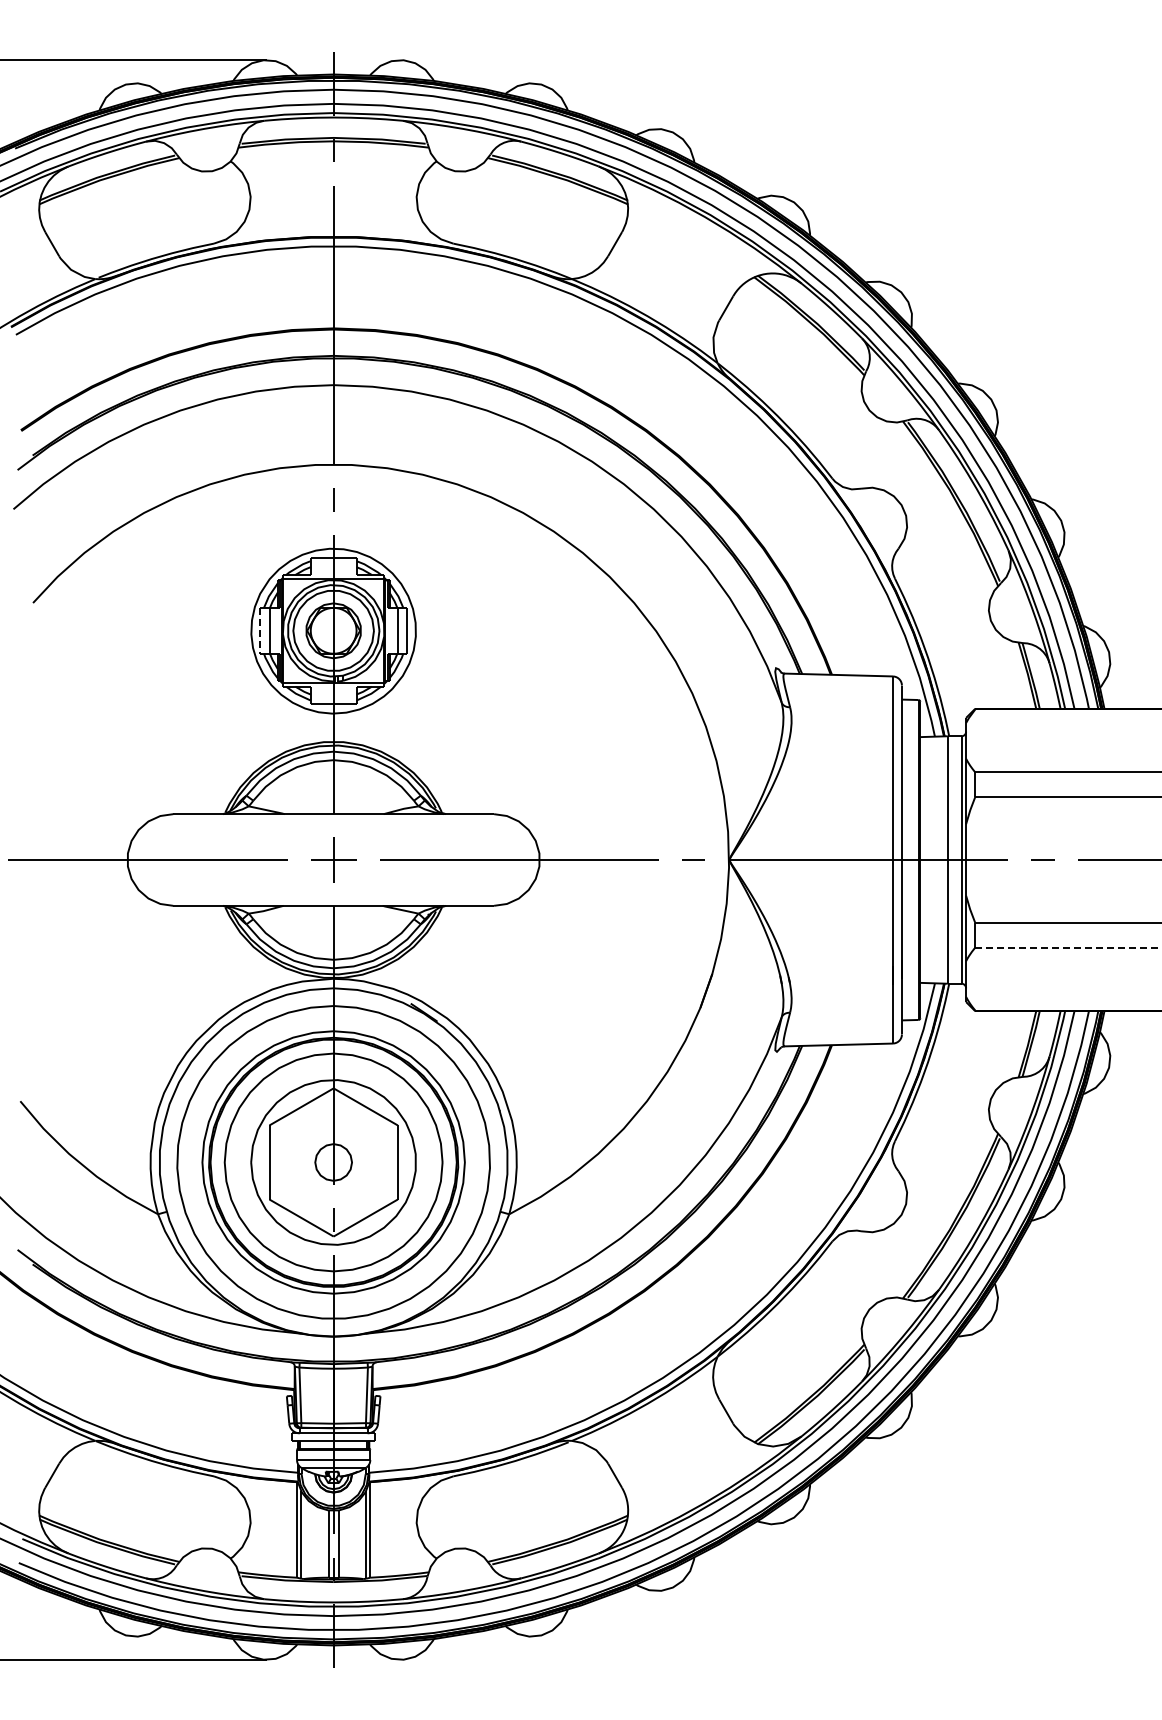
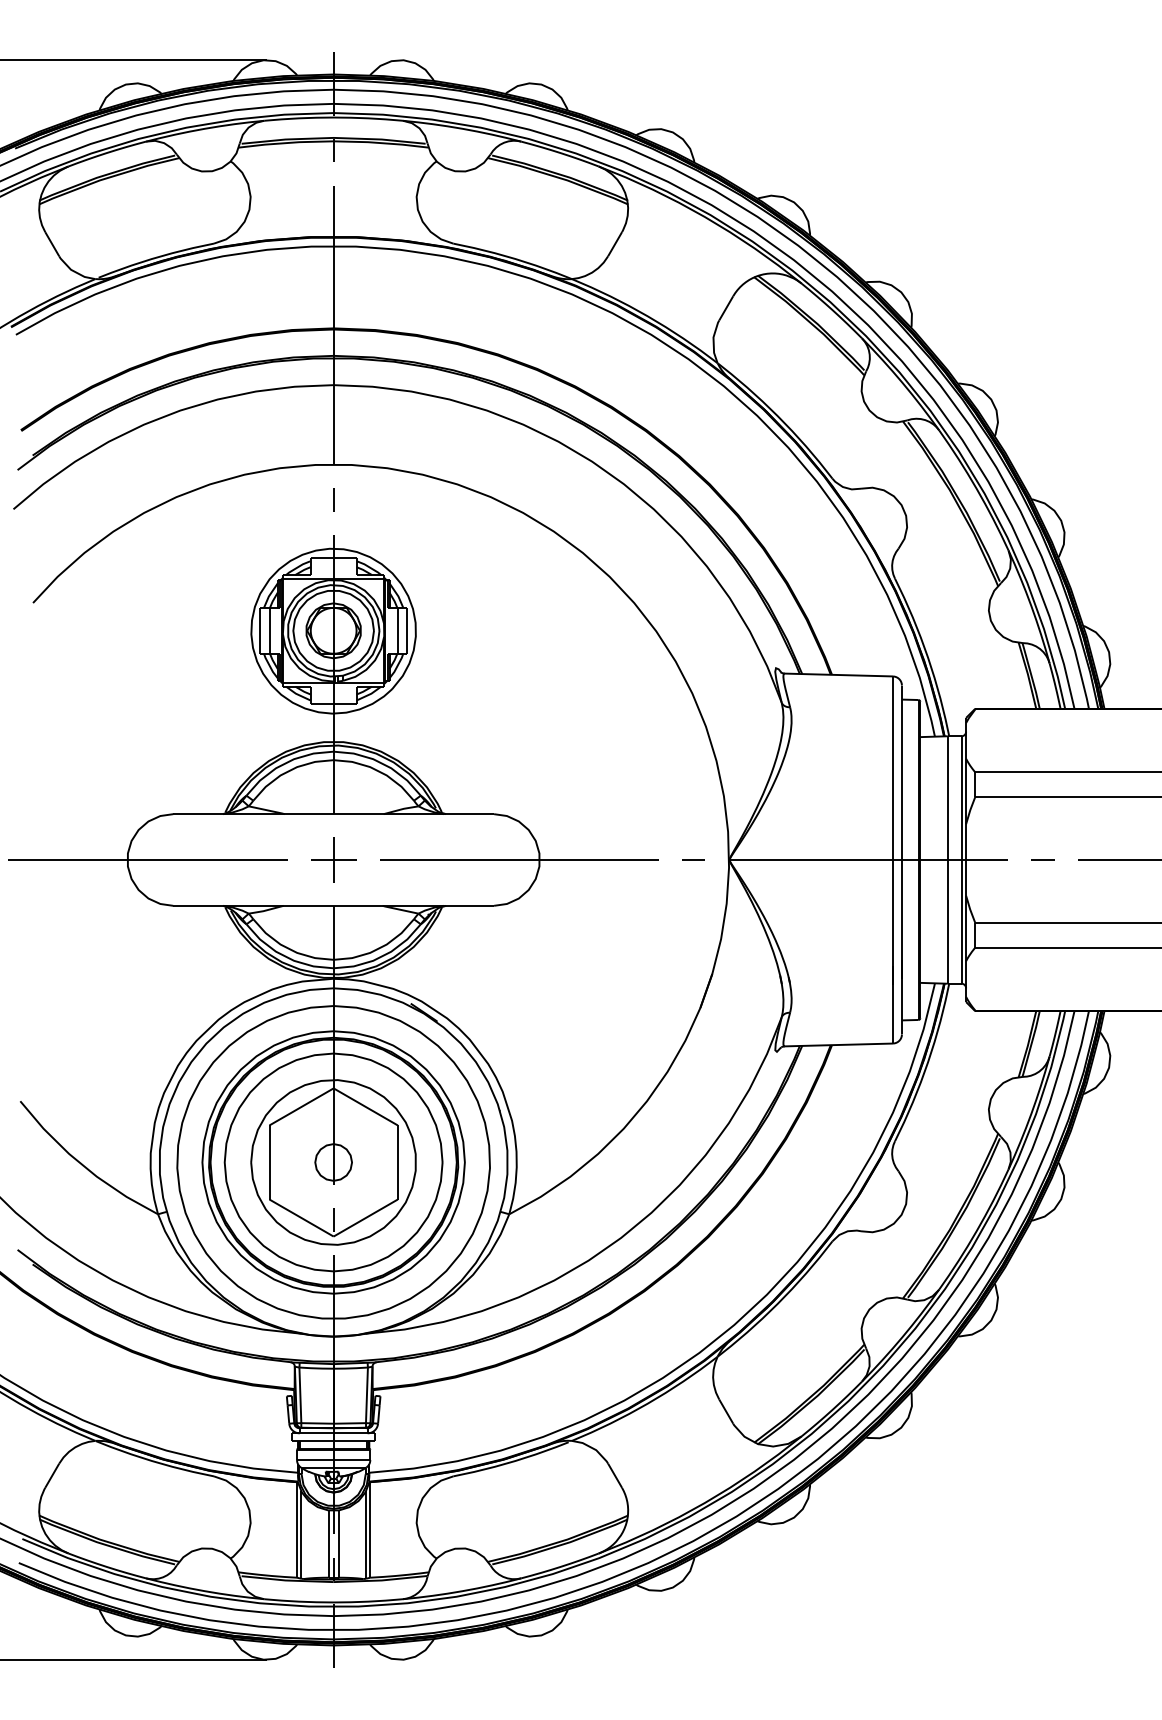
line: dashed -> solid (260, 630)
line: dashed -> solid (1068, 947)
